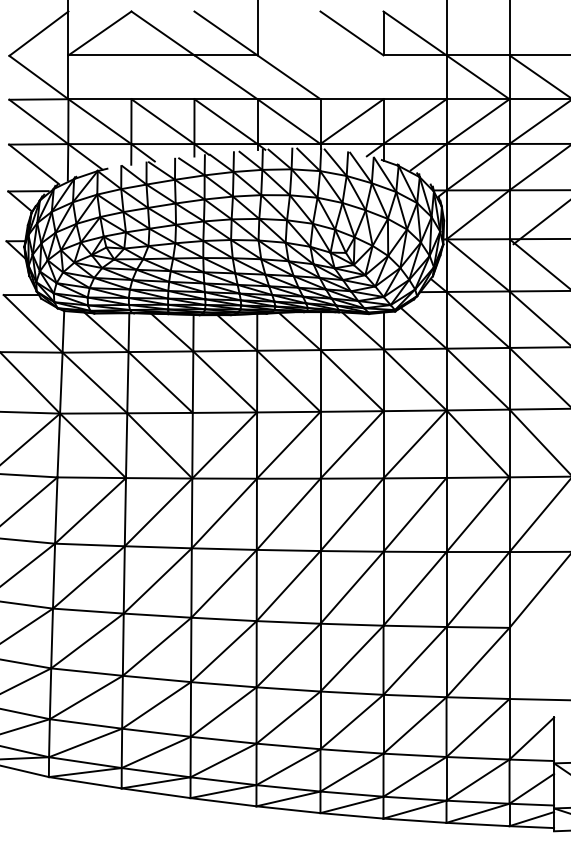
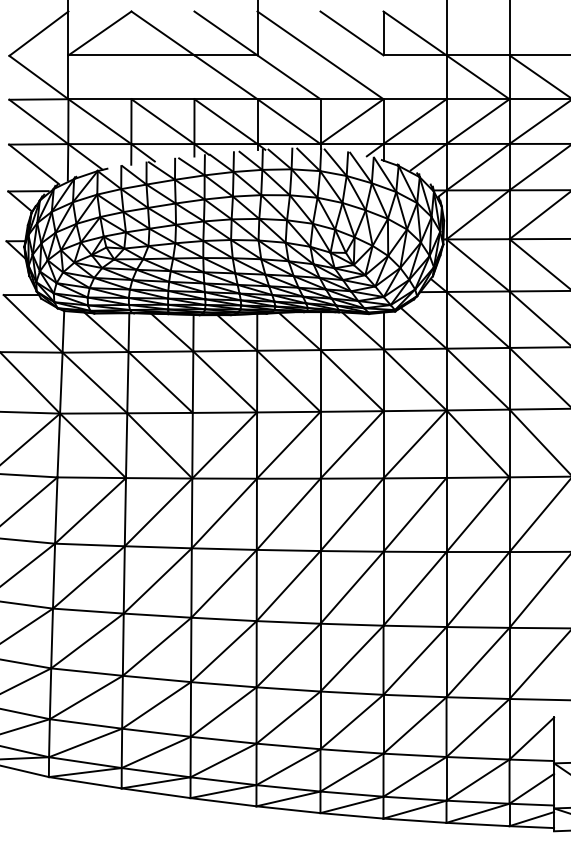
line: none -> present (320, 55)
line position: (540, 223) -> (538, 216) (538, 216)
line: none -> present (538, 627)
line: none -> present (538, 665)
